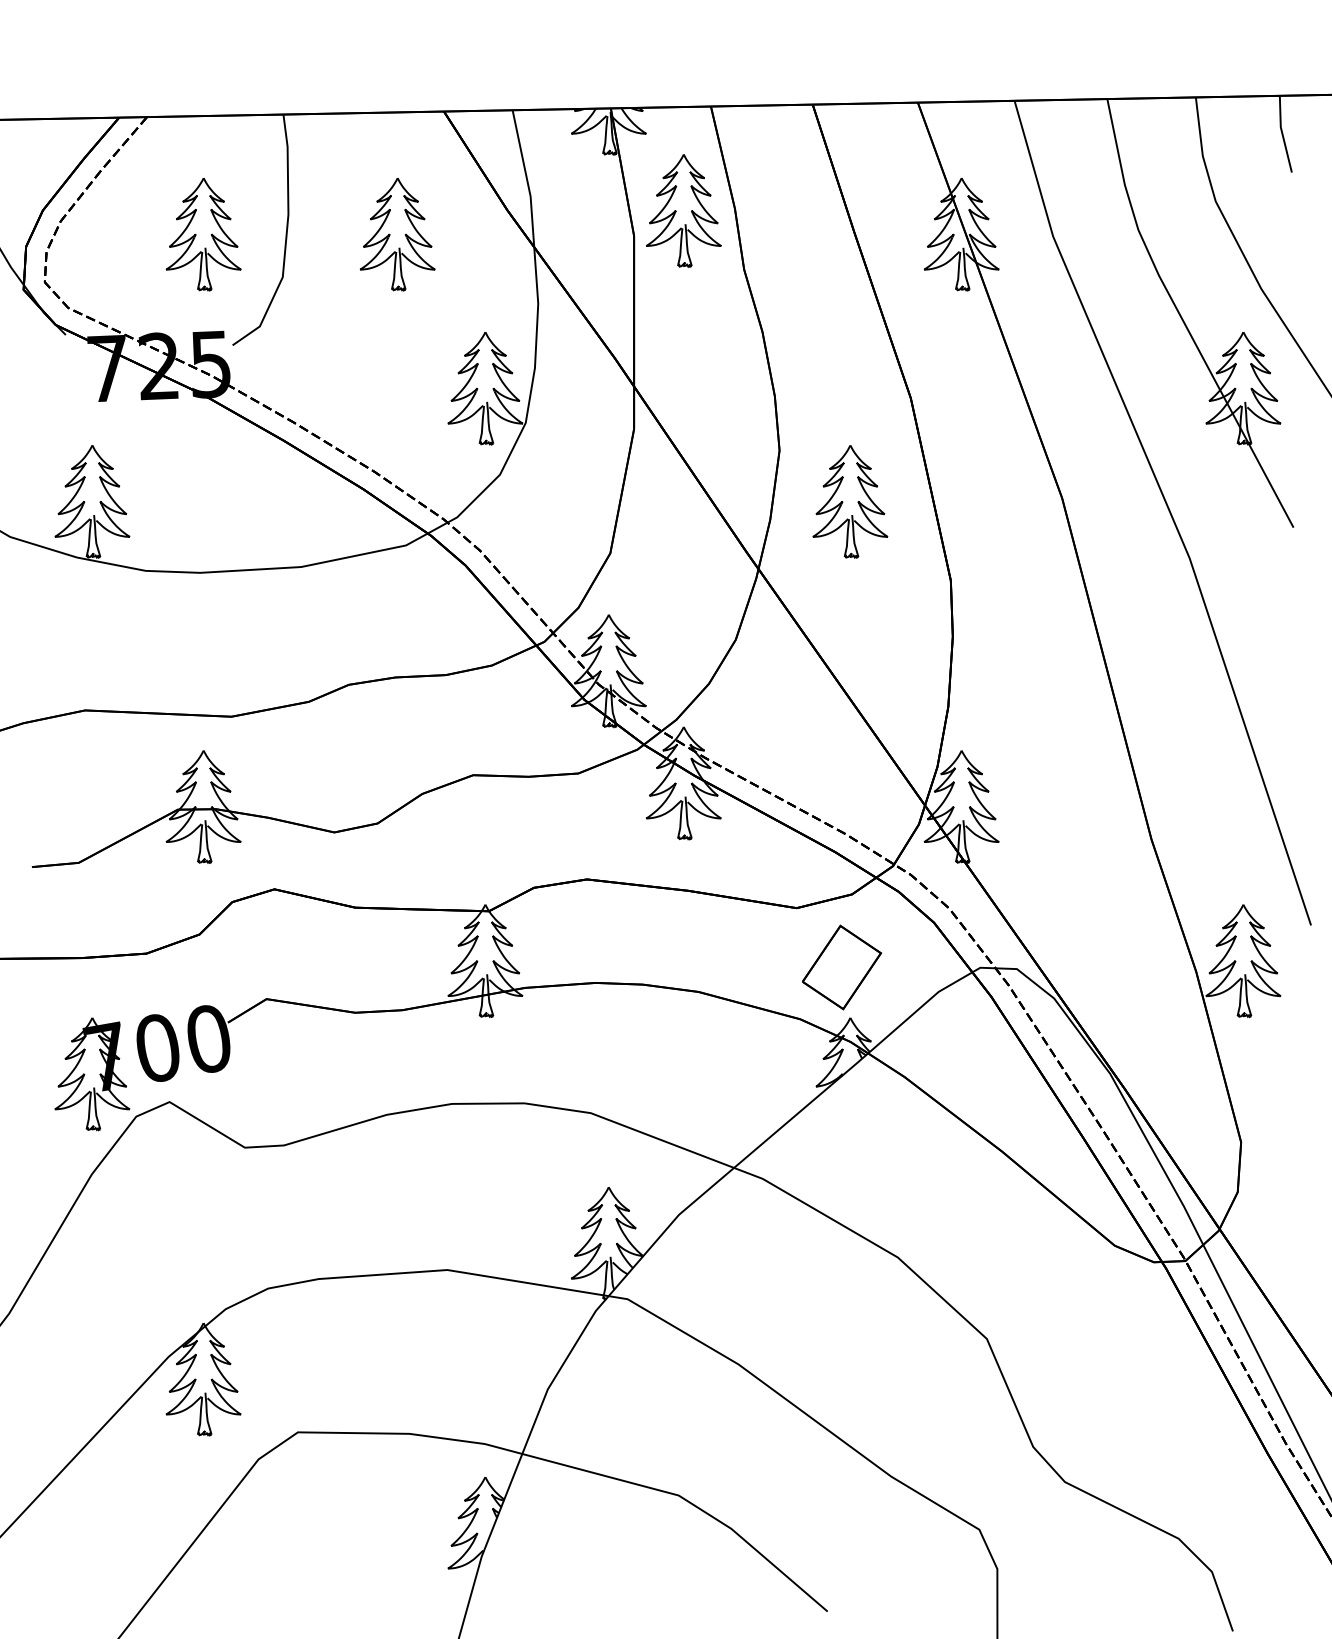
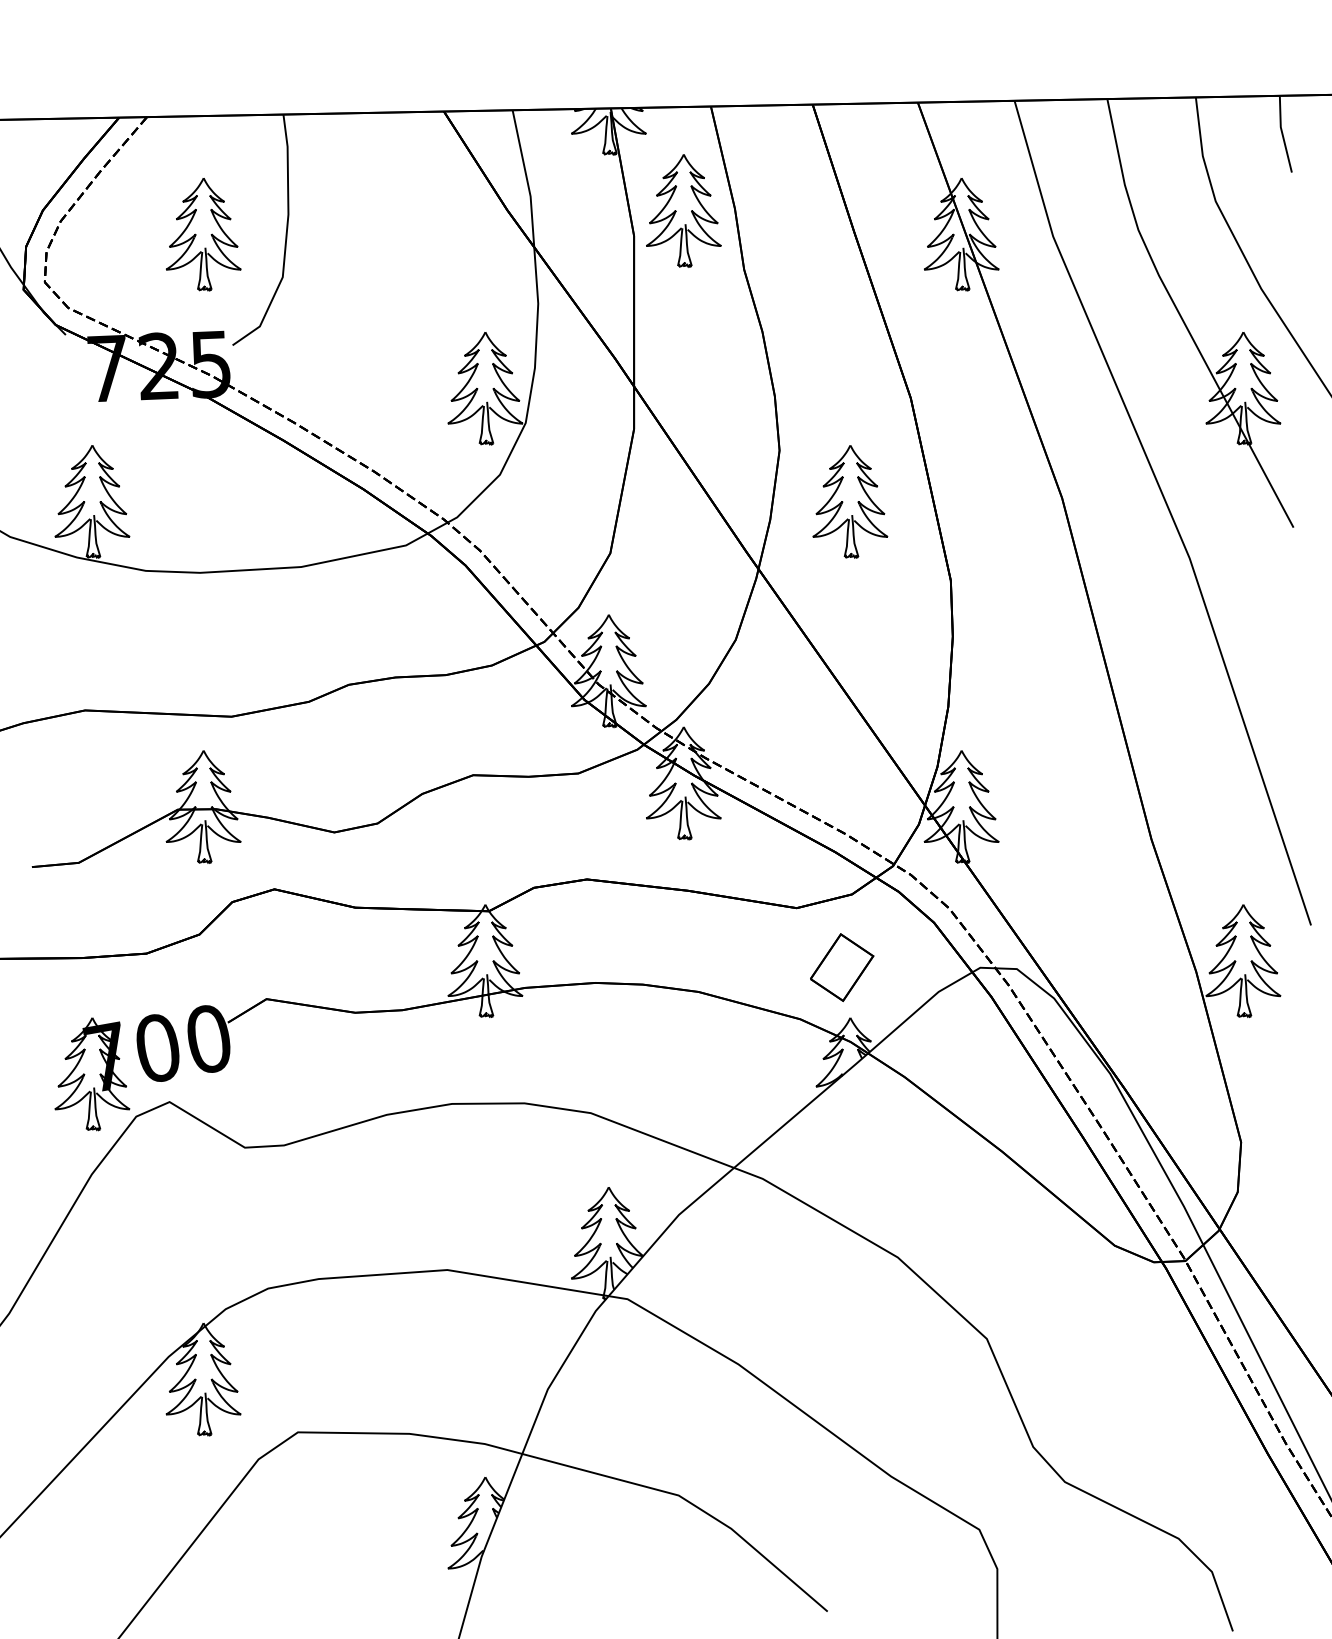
part: present -> none (397, 234)
part size: 81x87 px -> 65x70 px (842, 967)
